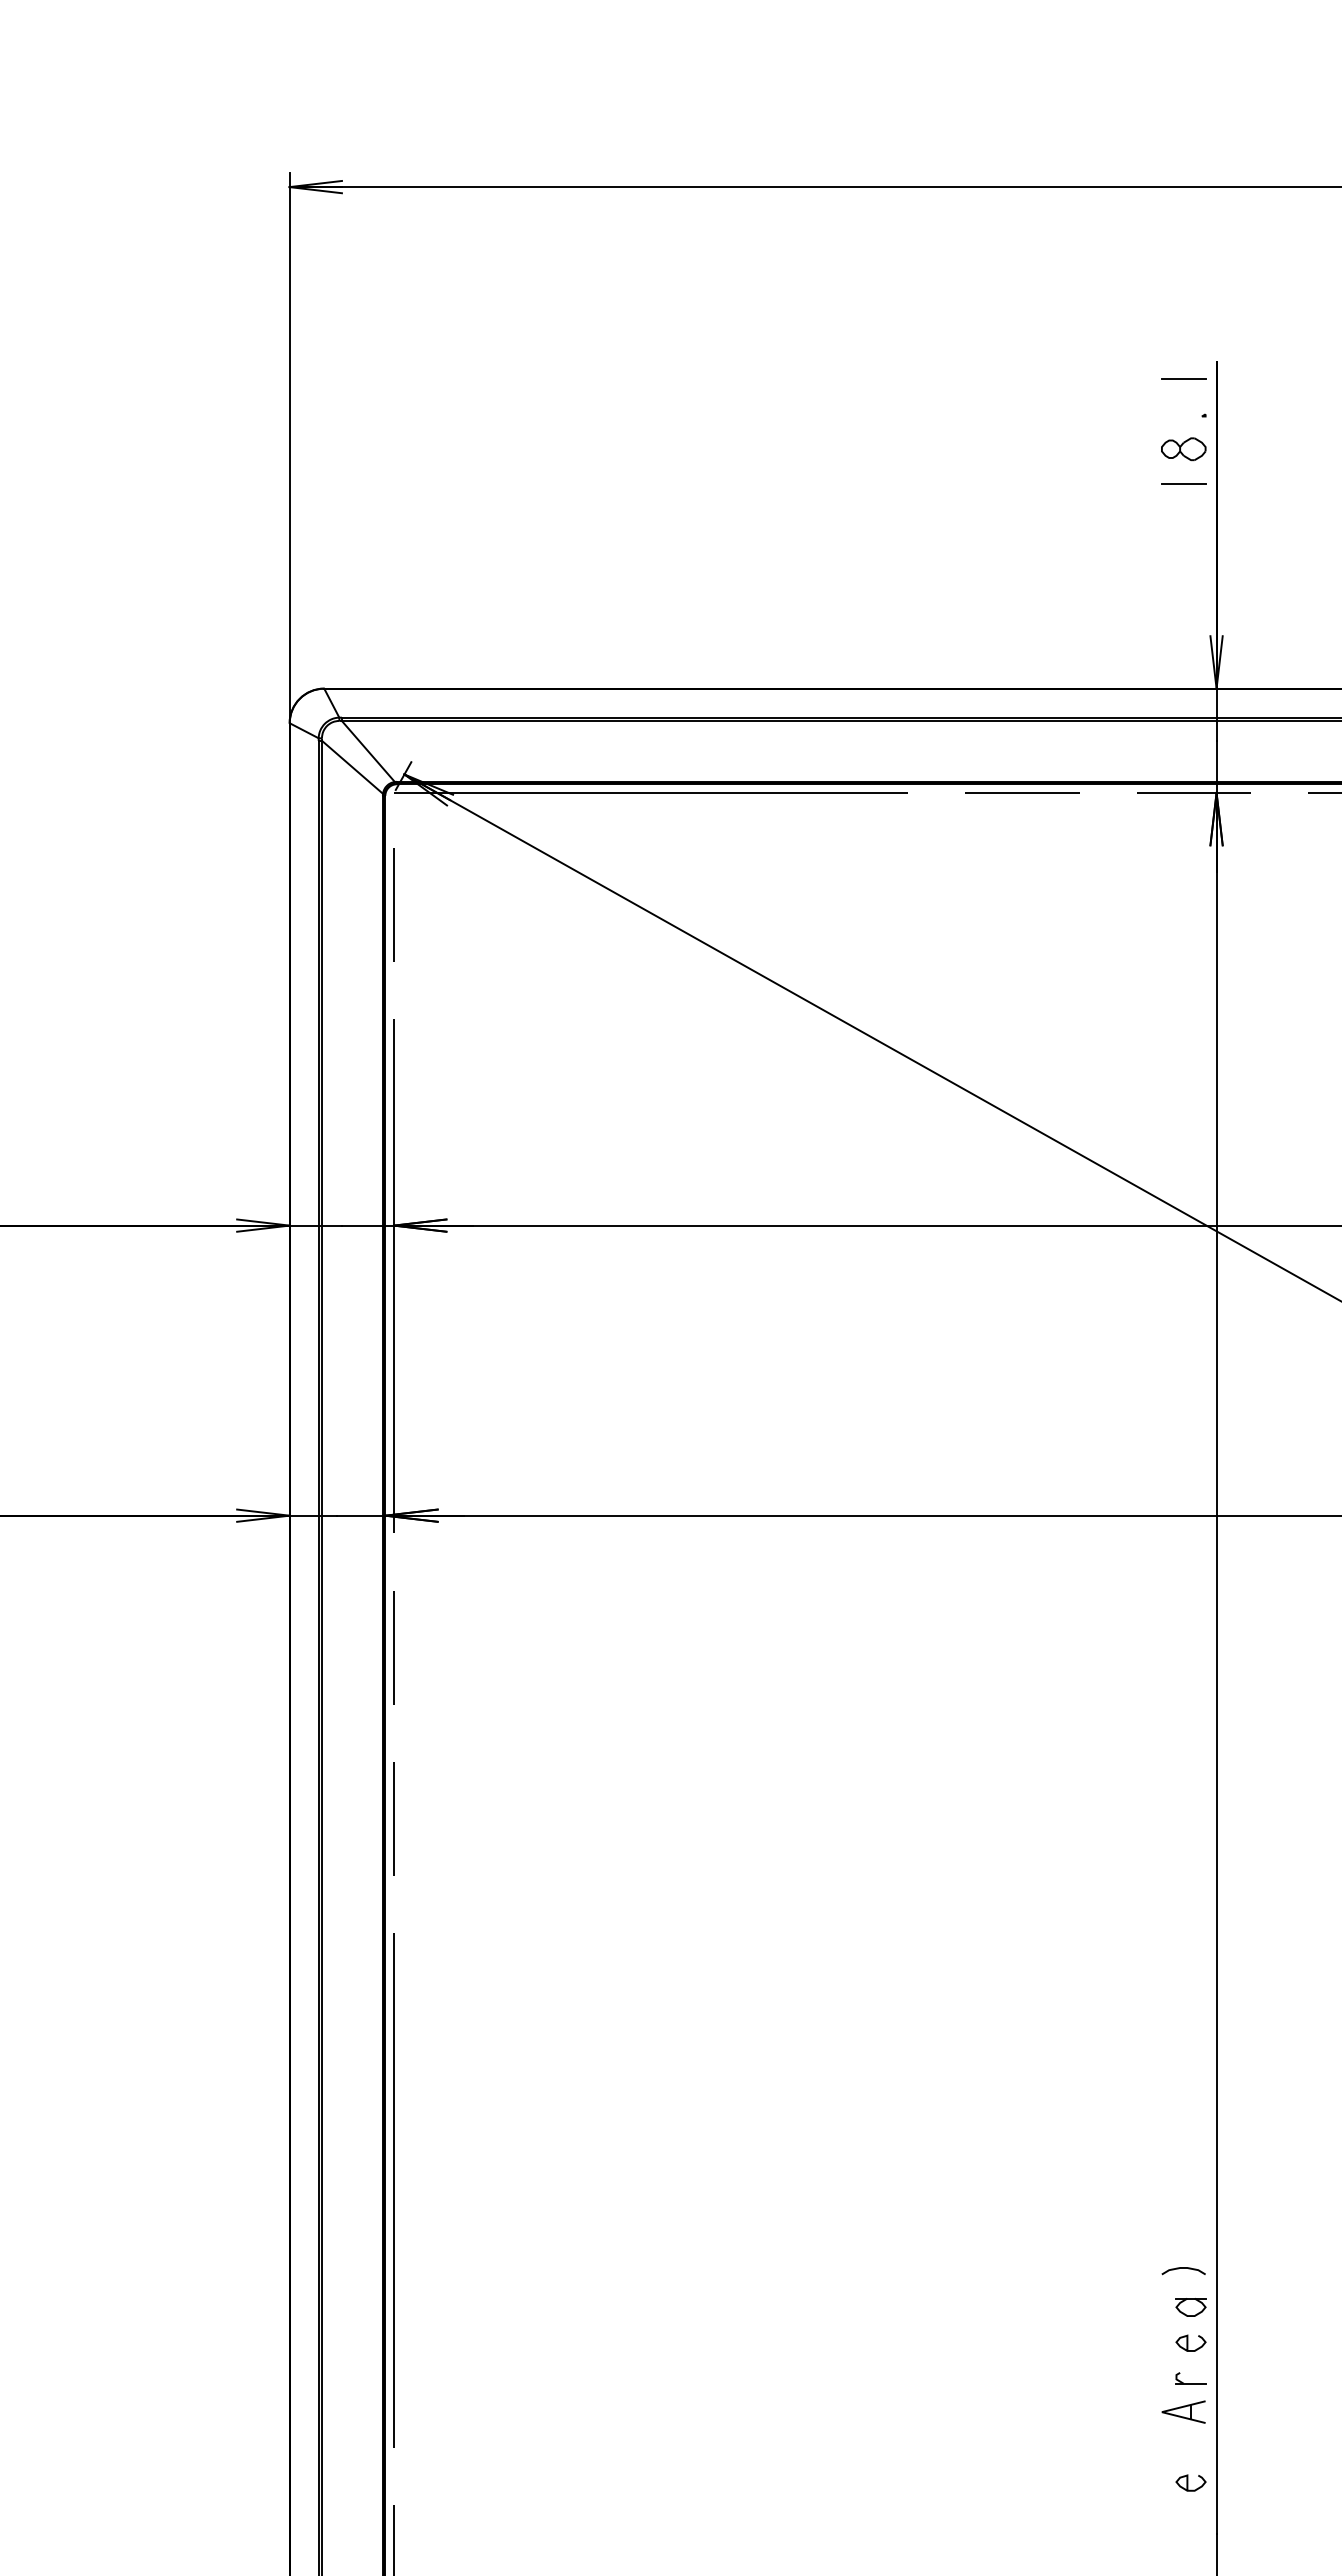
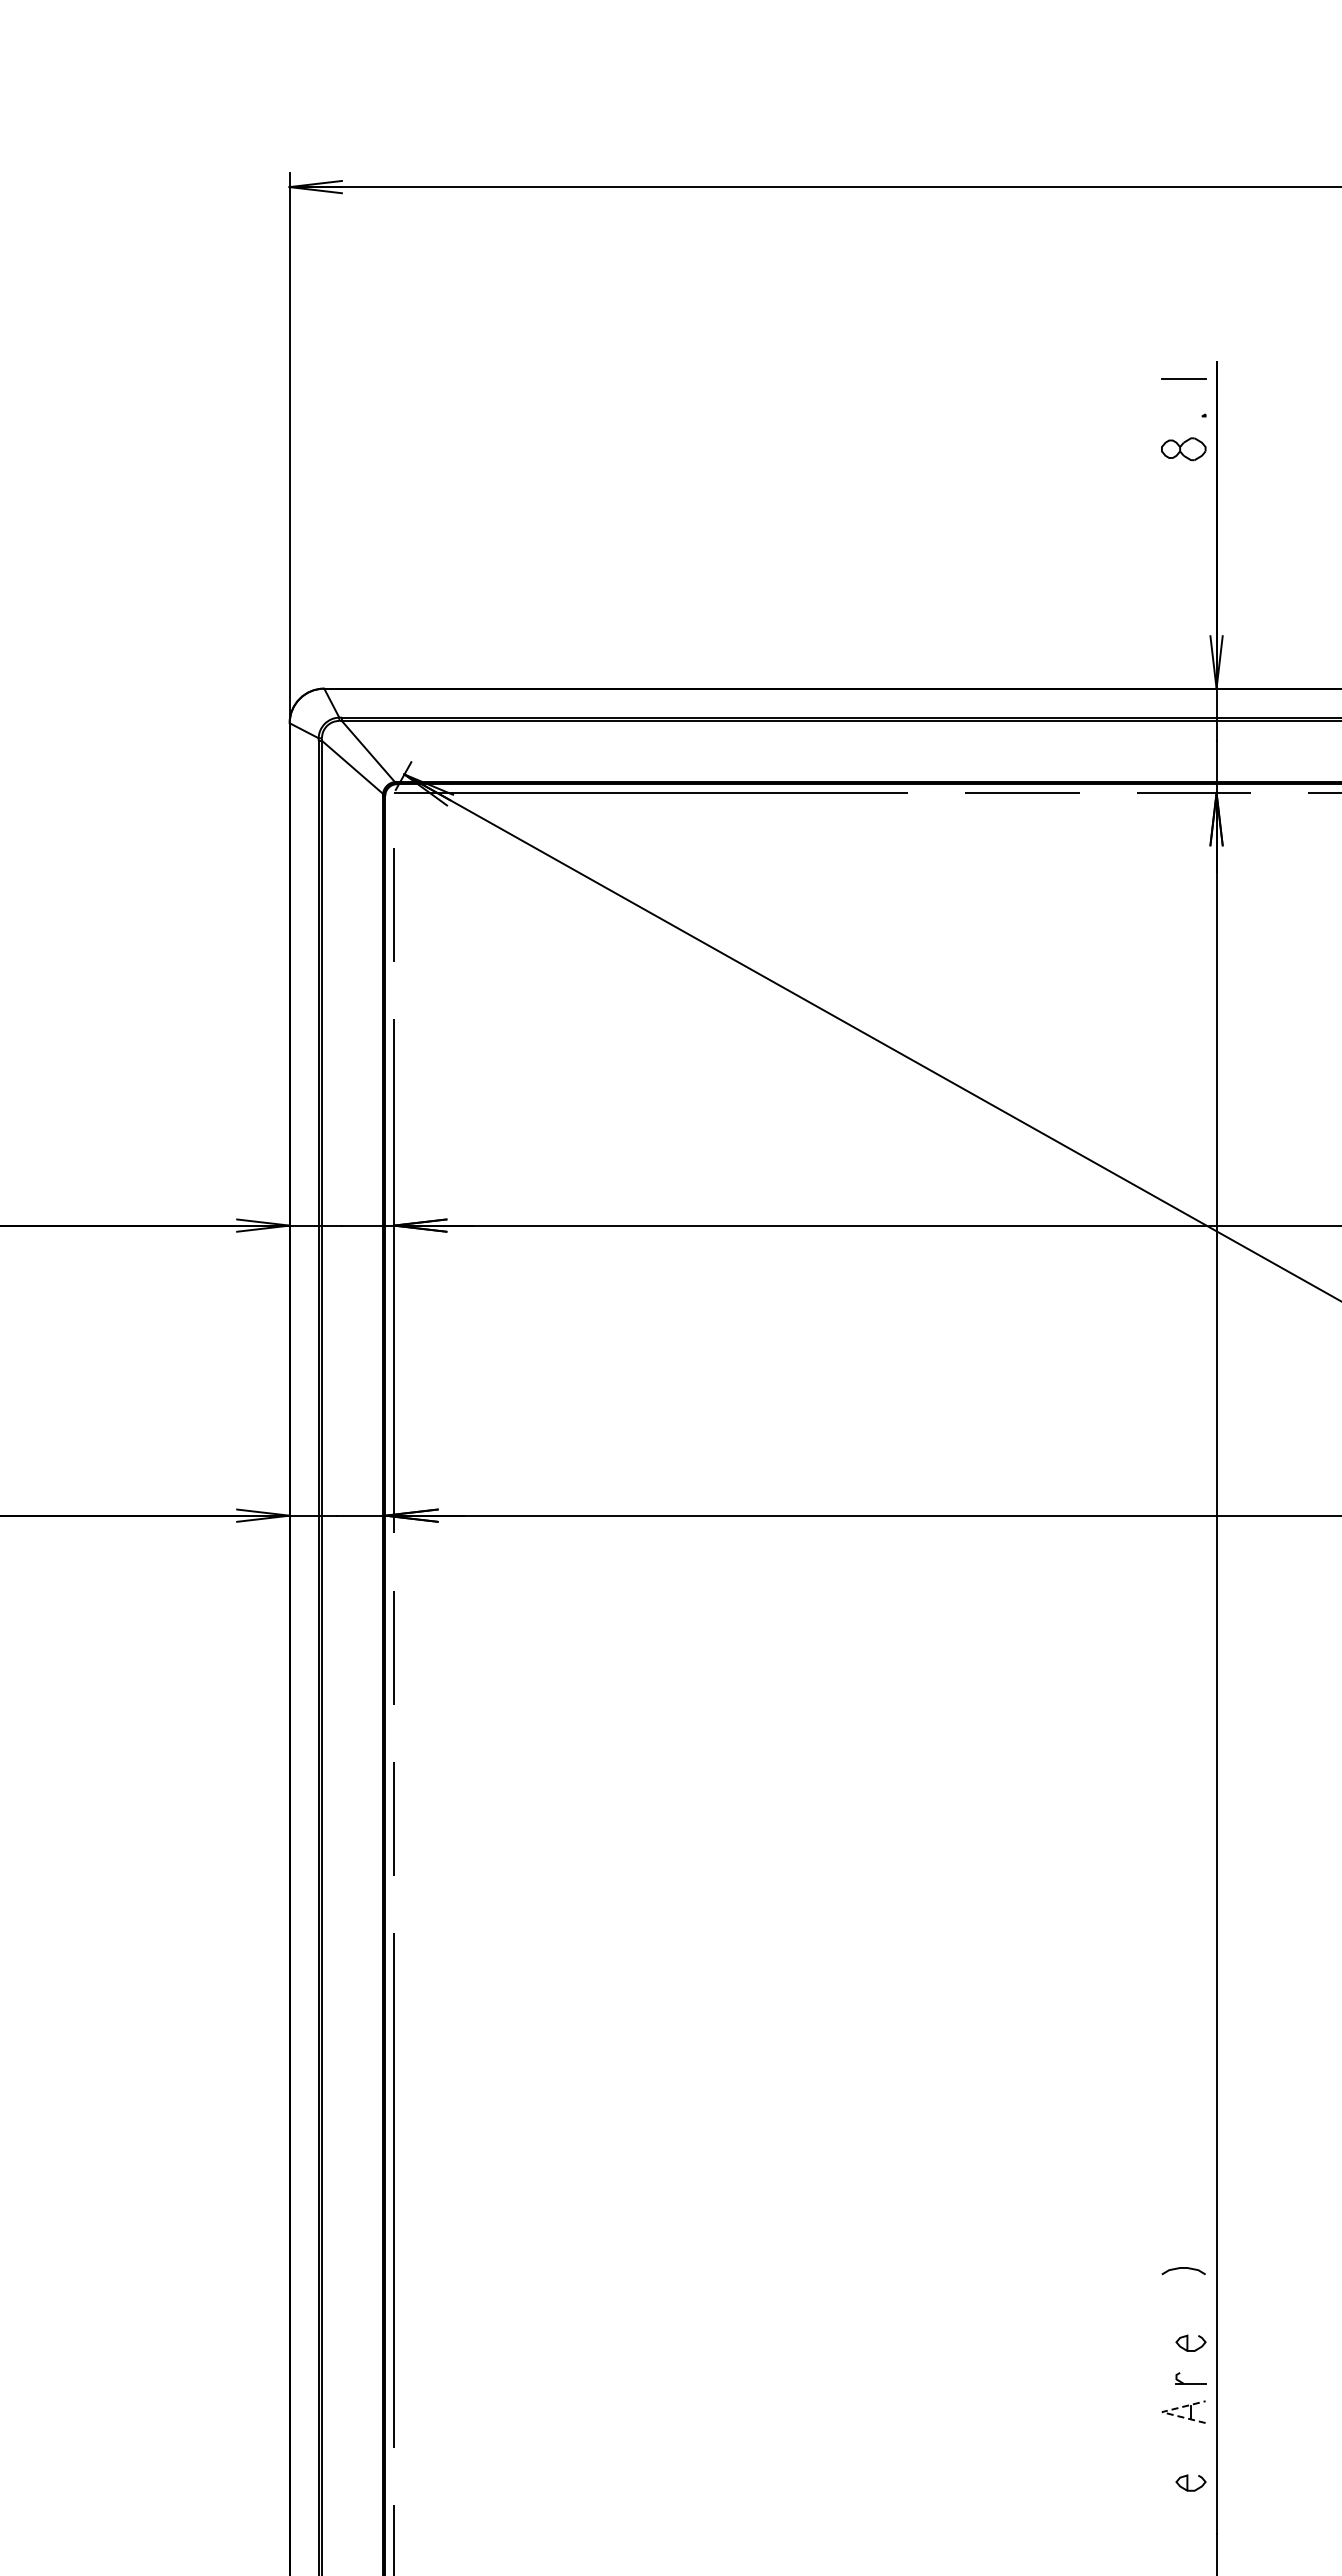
line: present -> none (1183, 484)
part: present -> none (1190, 2307)
line: solid -> dashed (1161, 2412)
